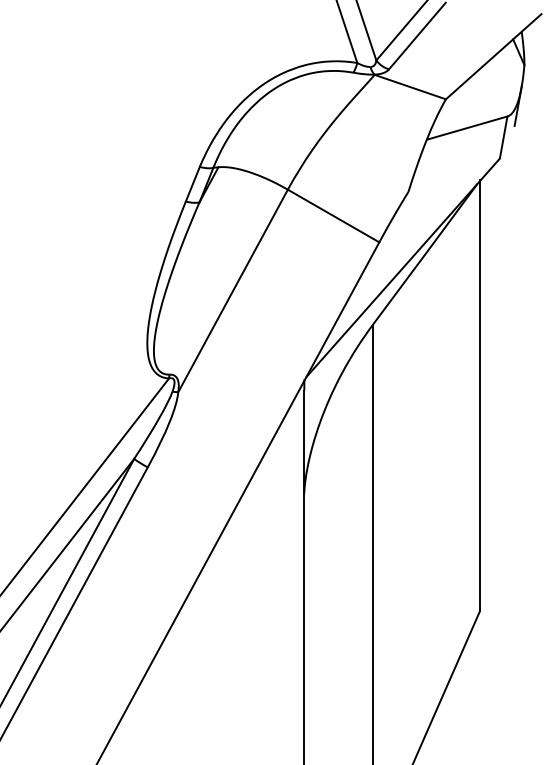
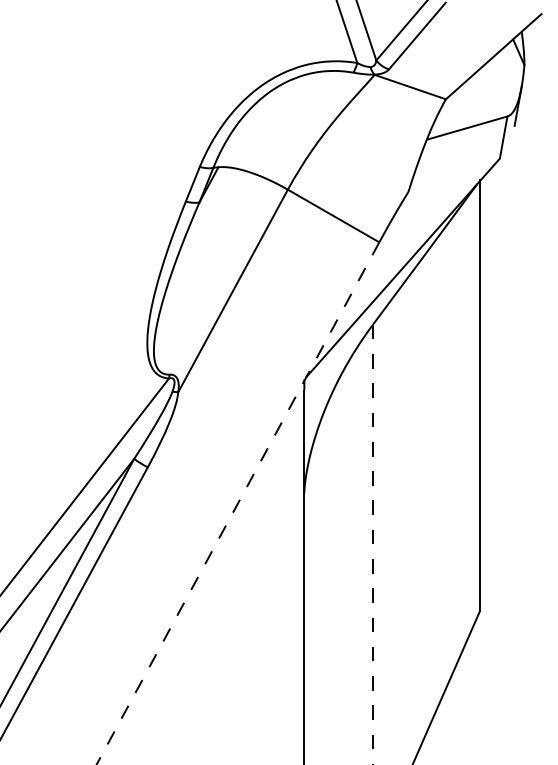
line: solid -> dashed (237, 503)
line: solid -> dashed (372, 544)
